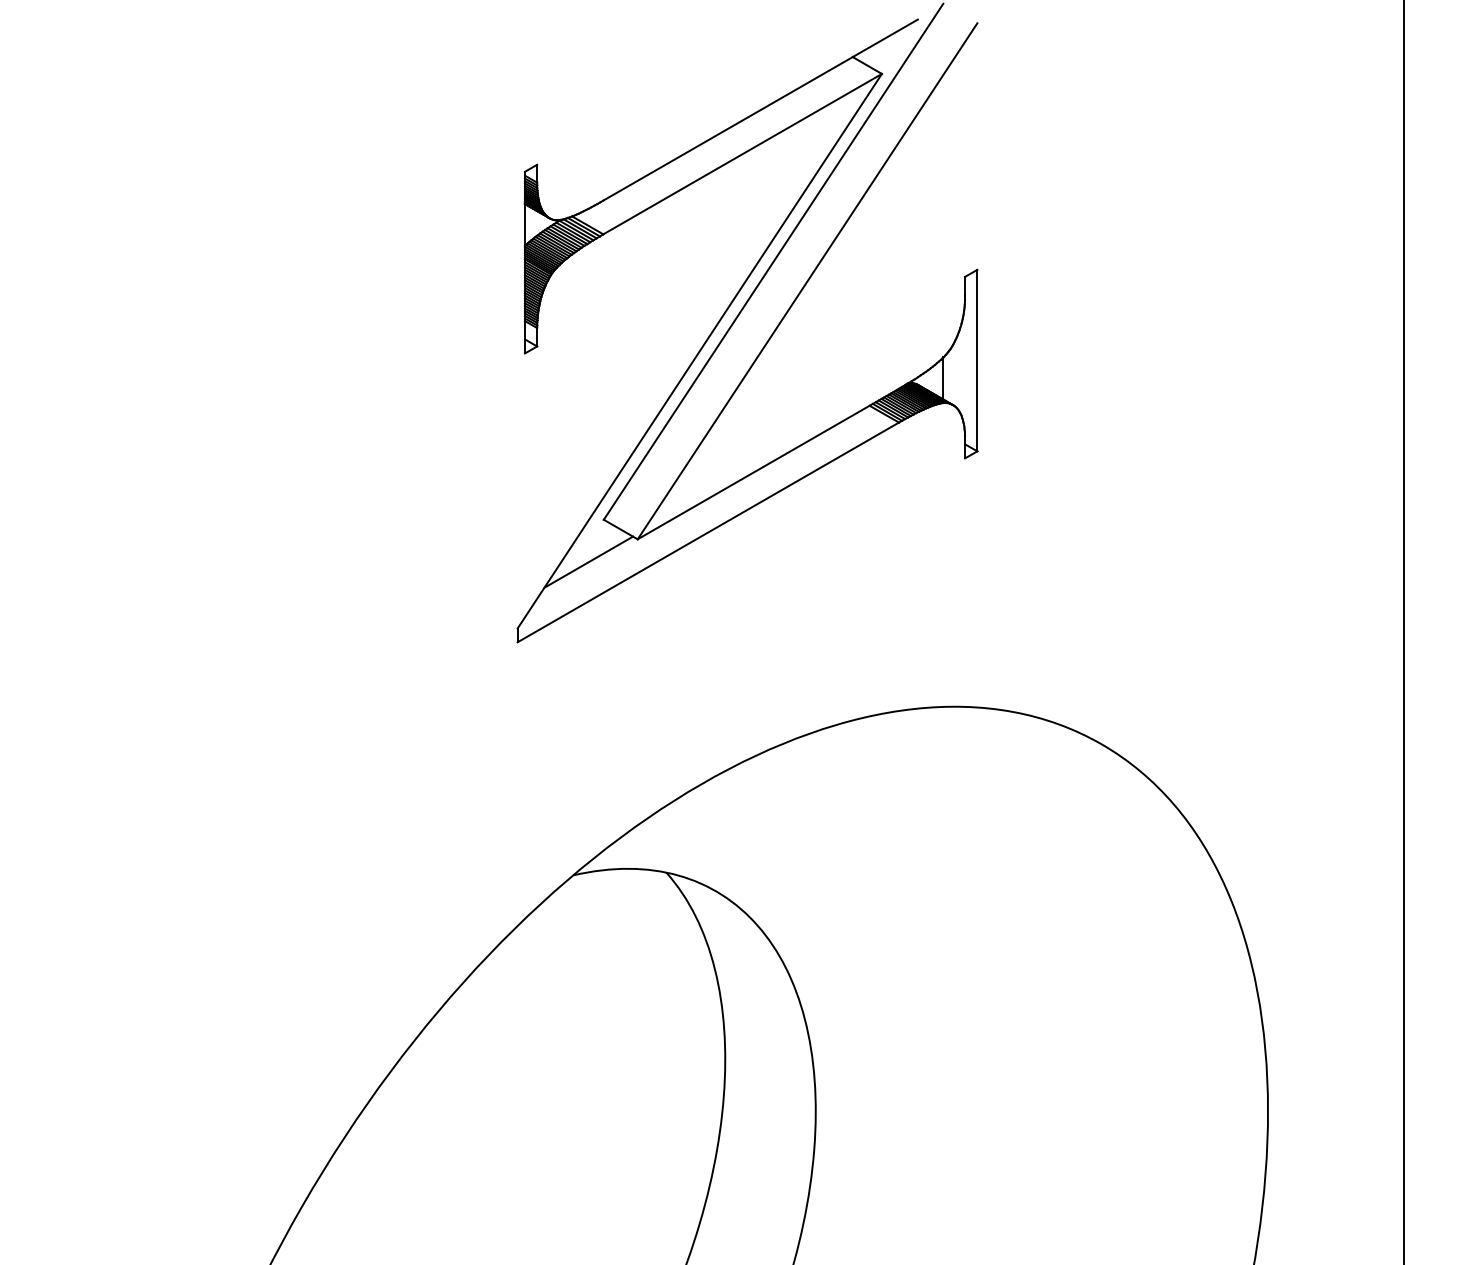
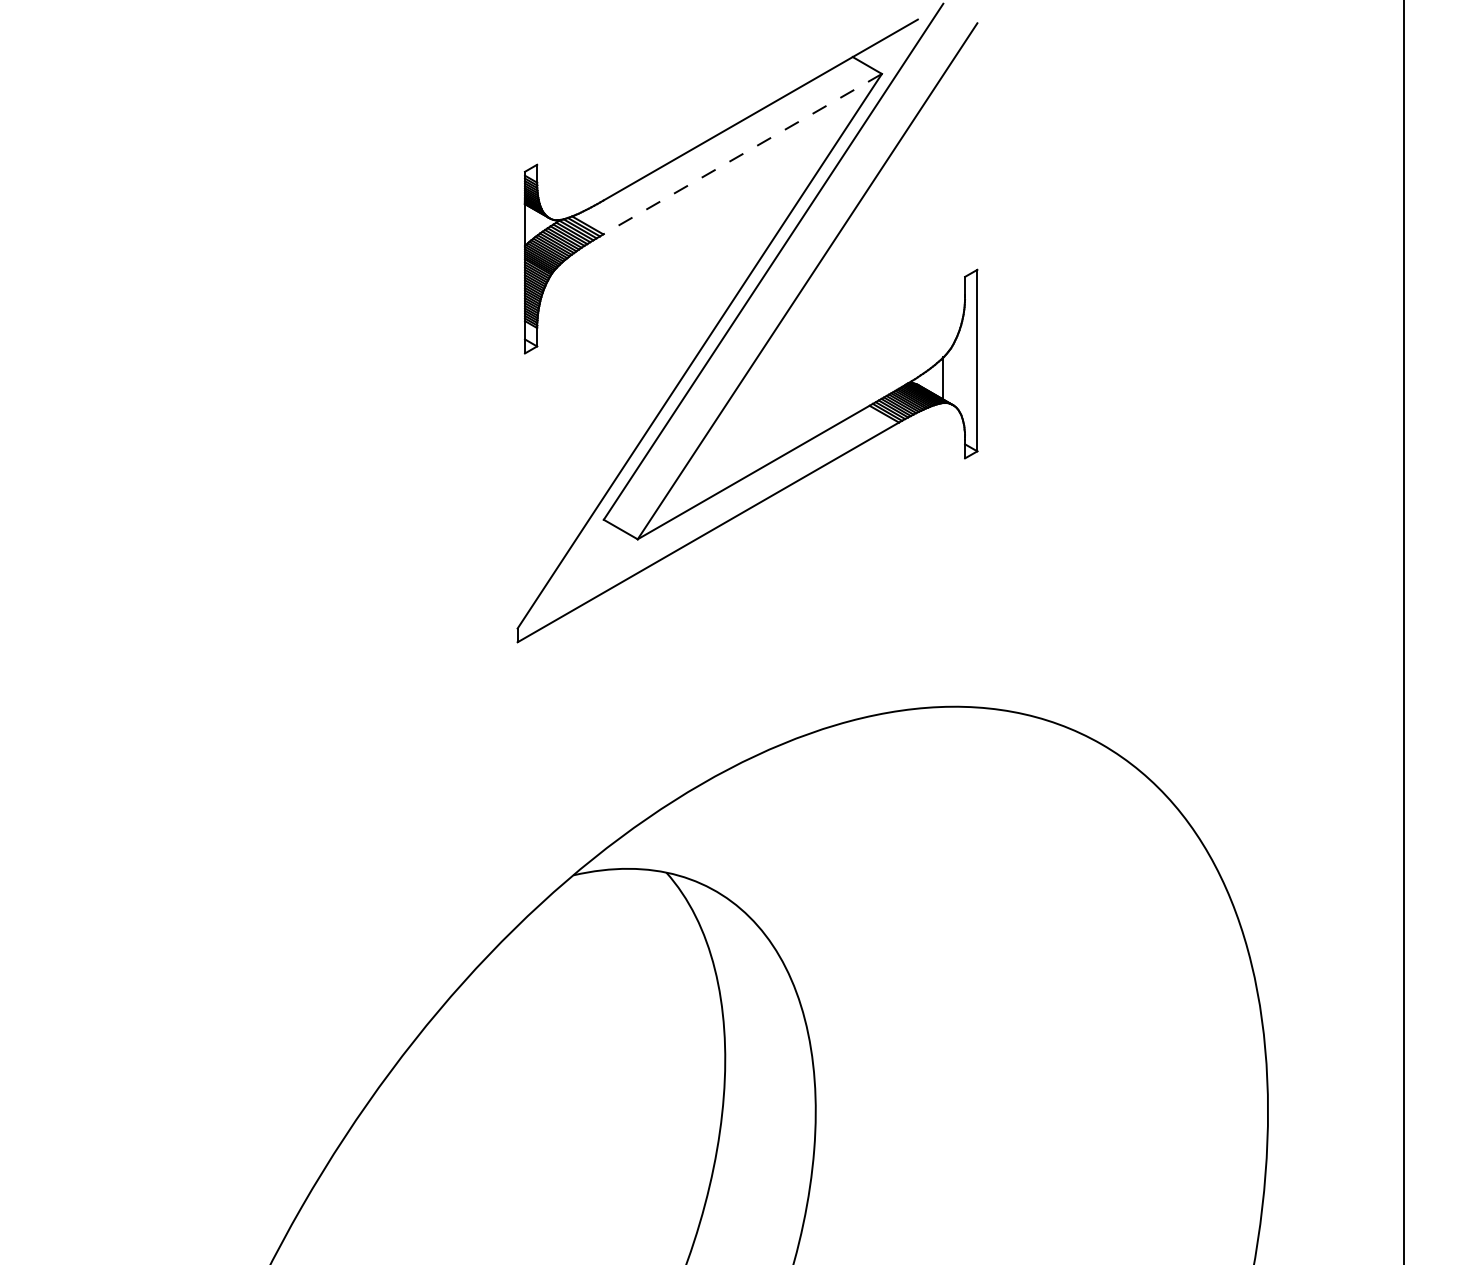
line: solid -> dashed (742, 154)
line: present -> none (588, 561)
